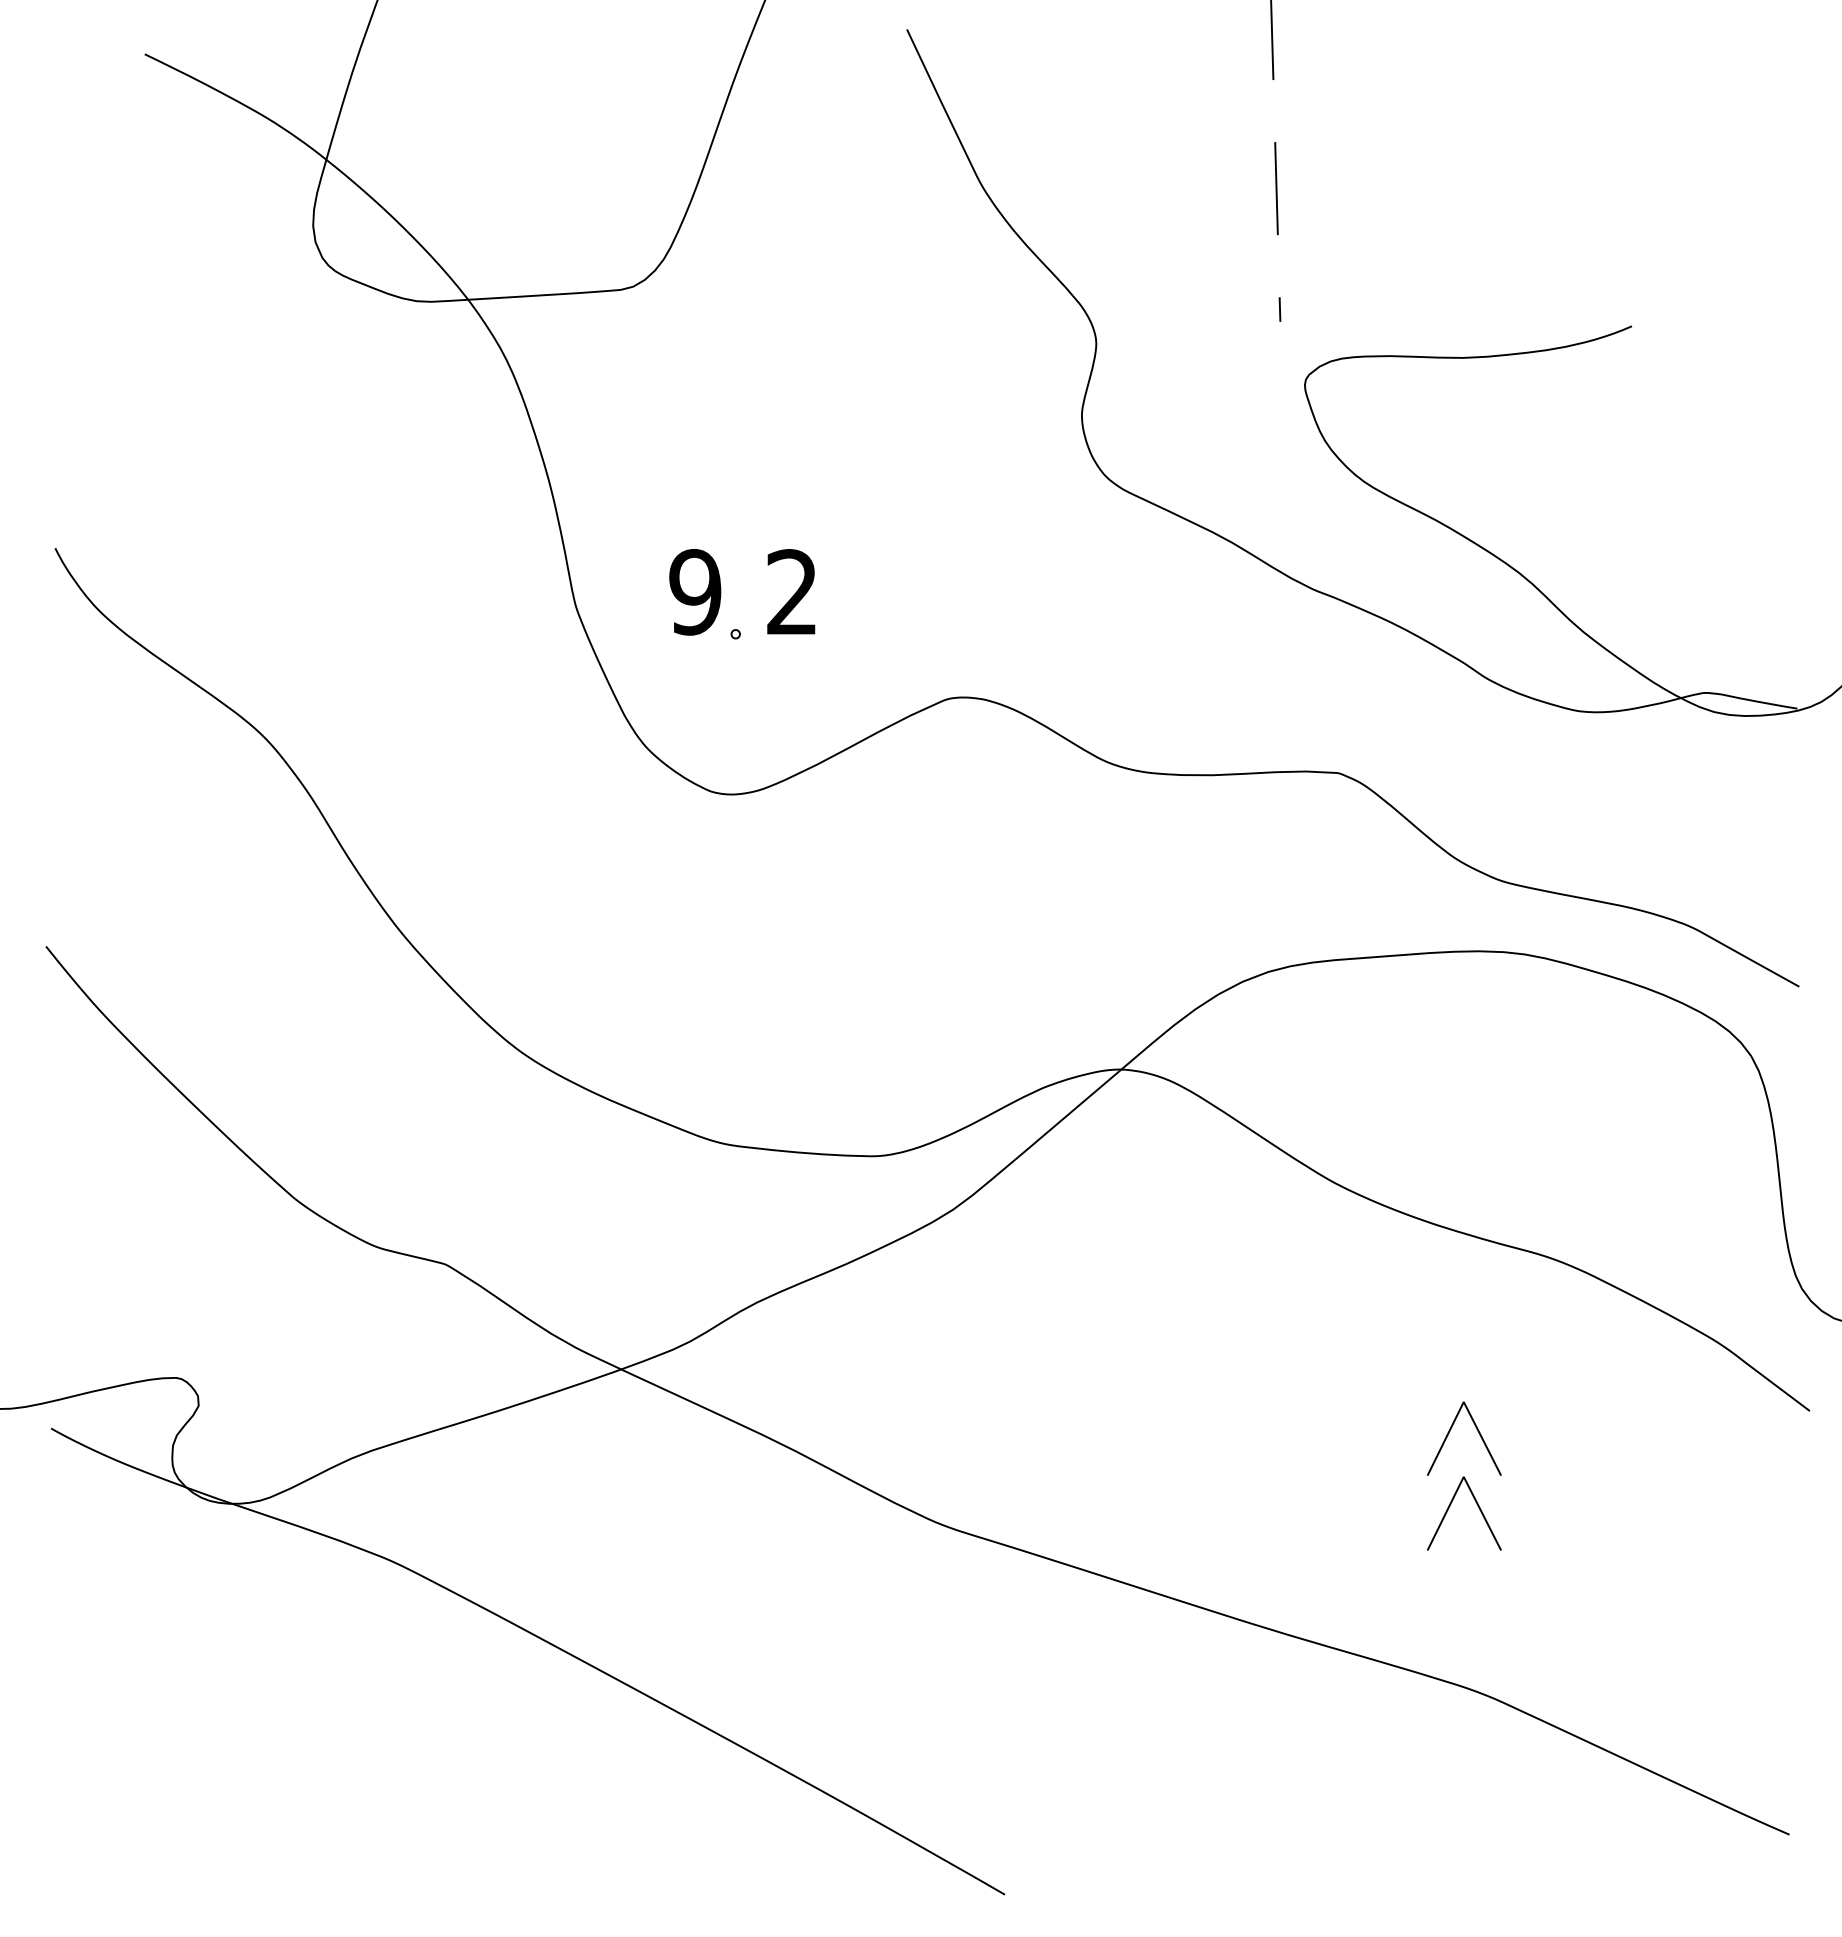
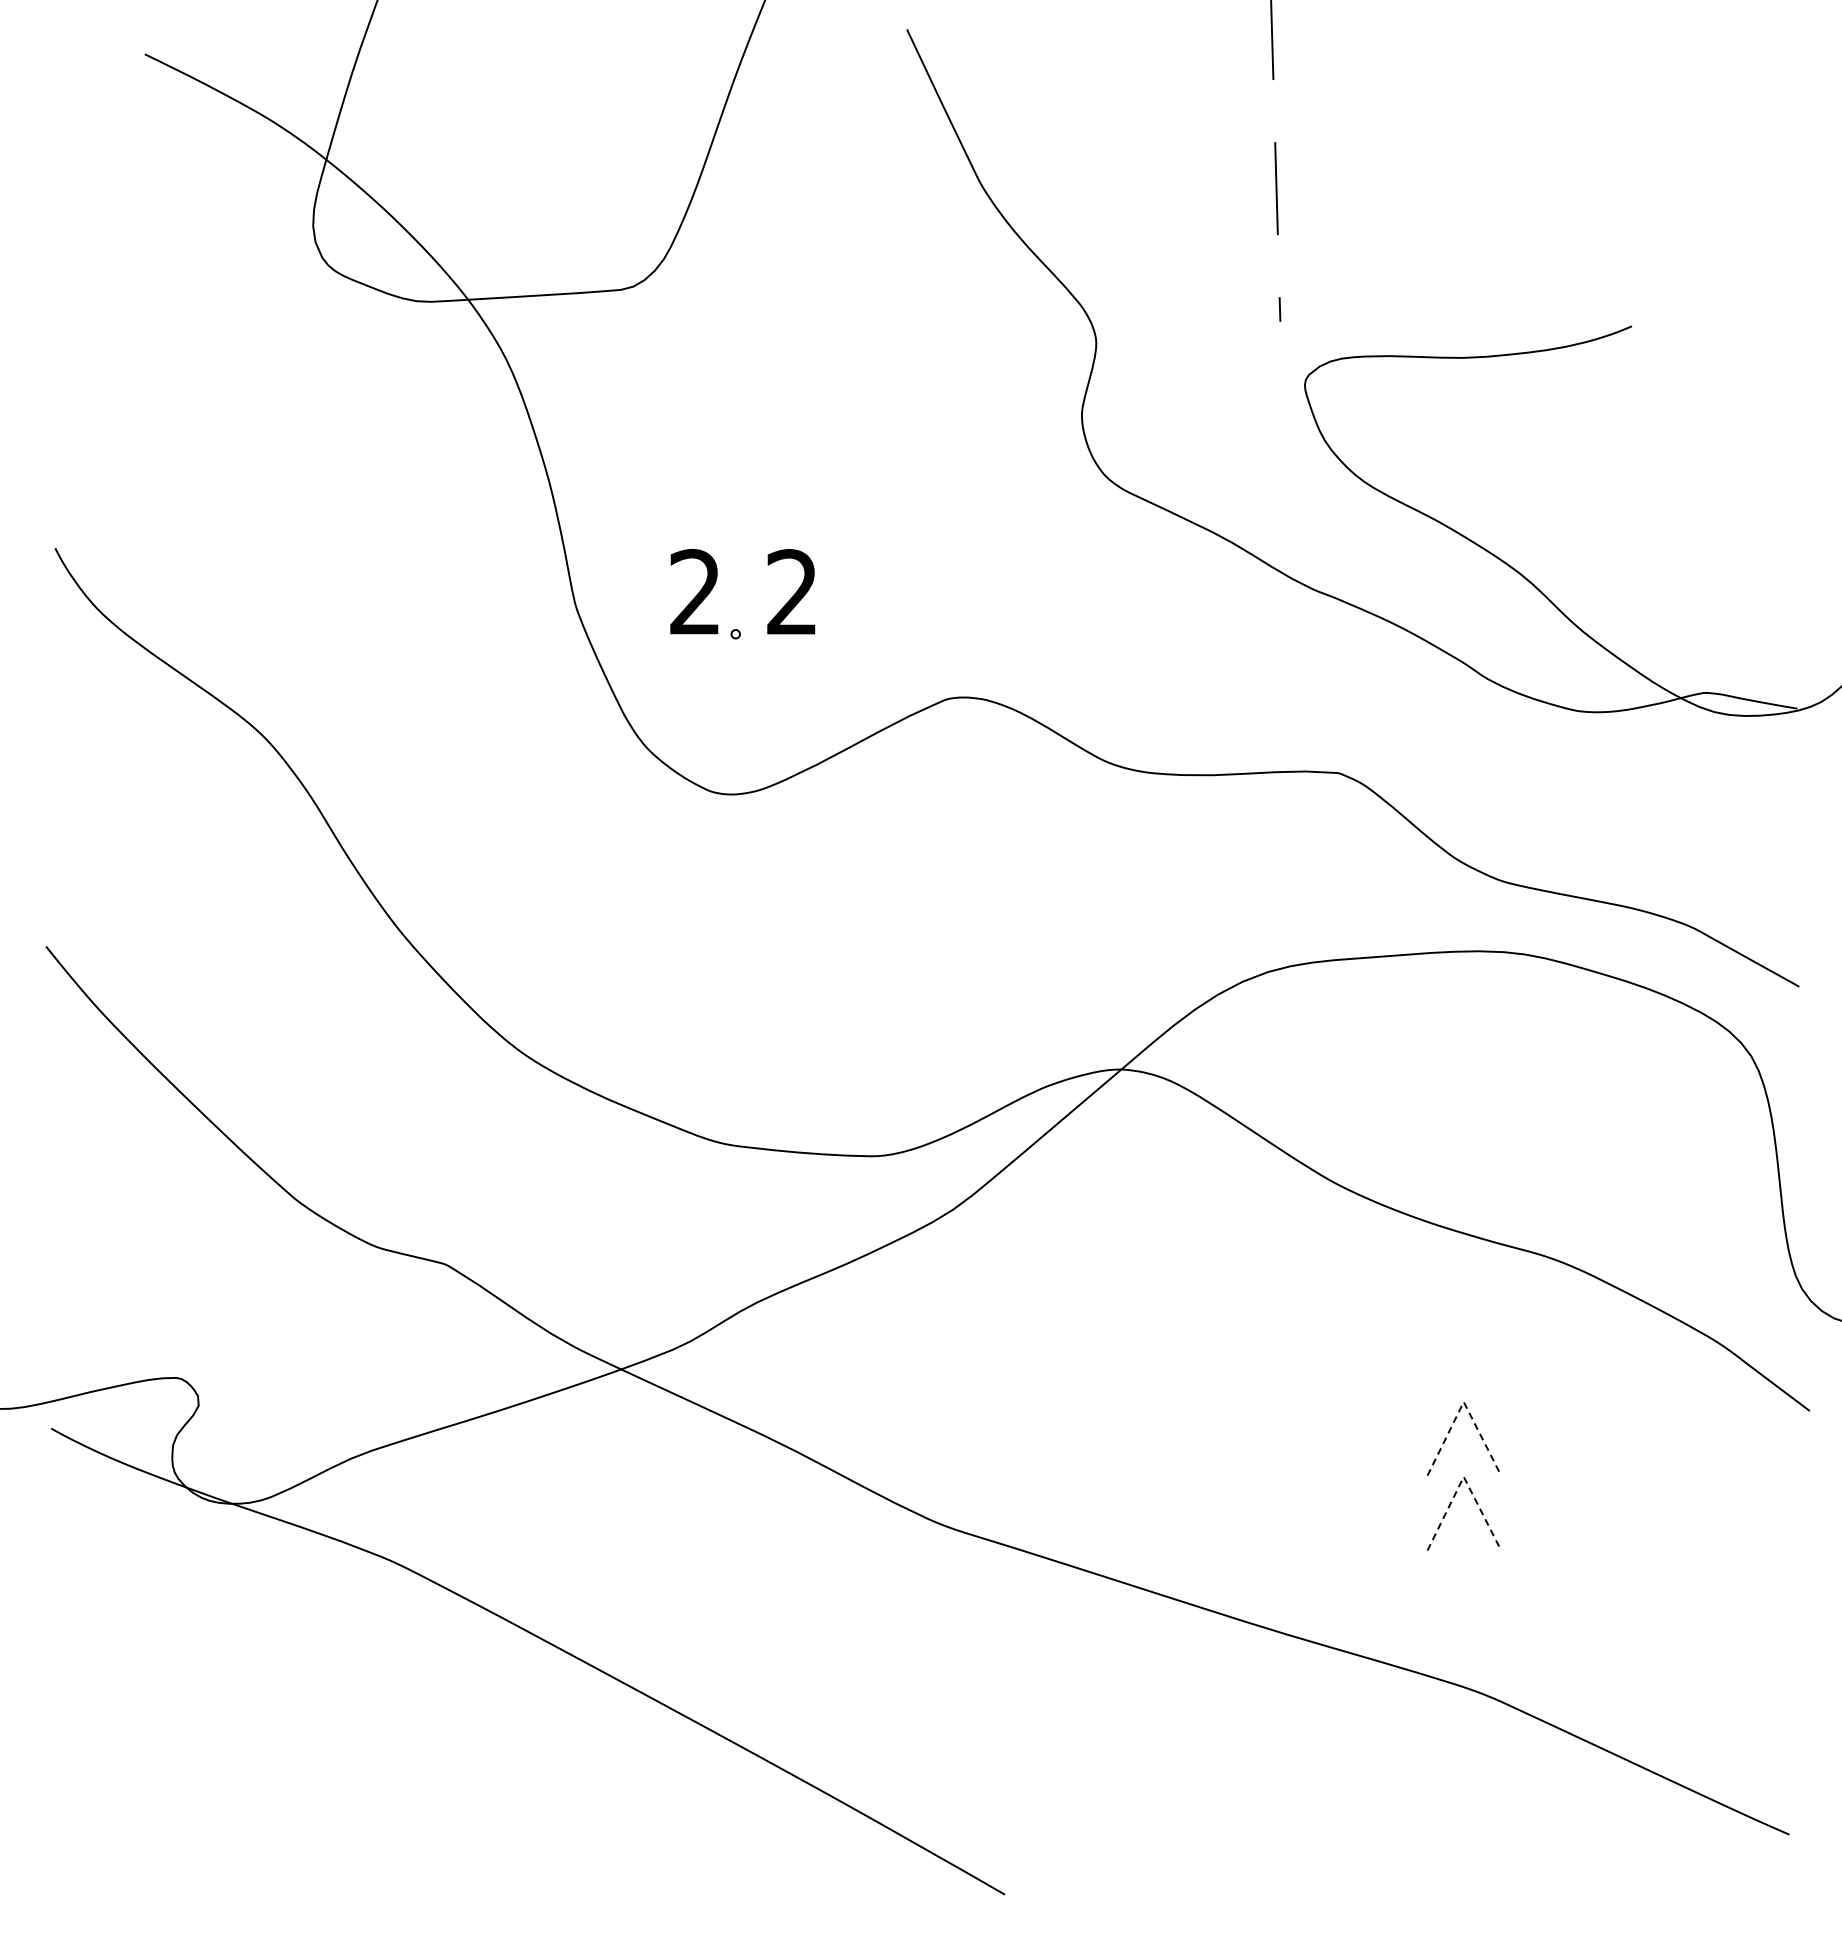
text: 9 -> 2 (695, 592)
line: solid -> dashed (1463, 1402)
line: solid -> dashed (1463, 1476)
